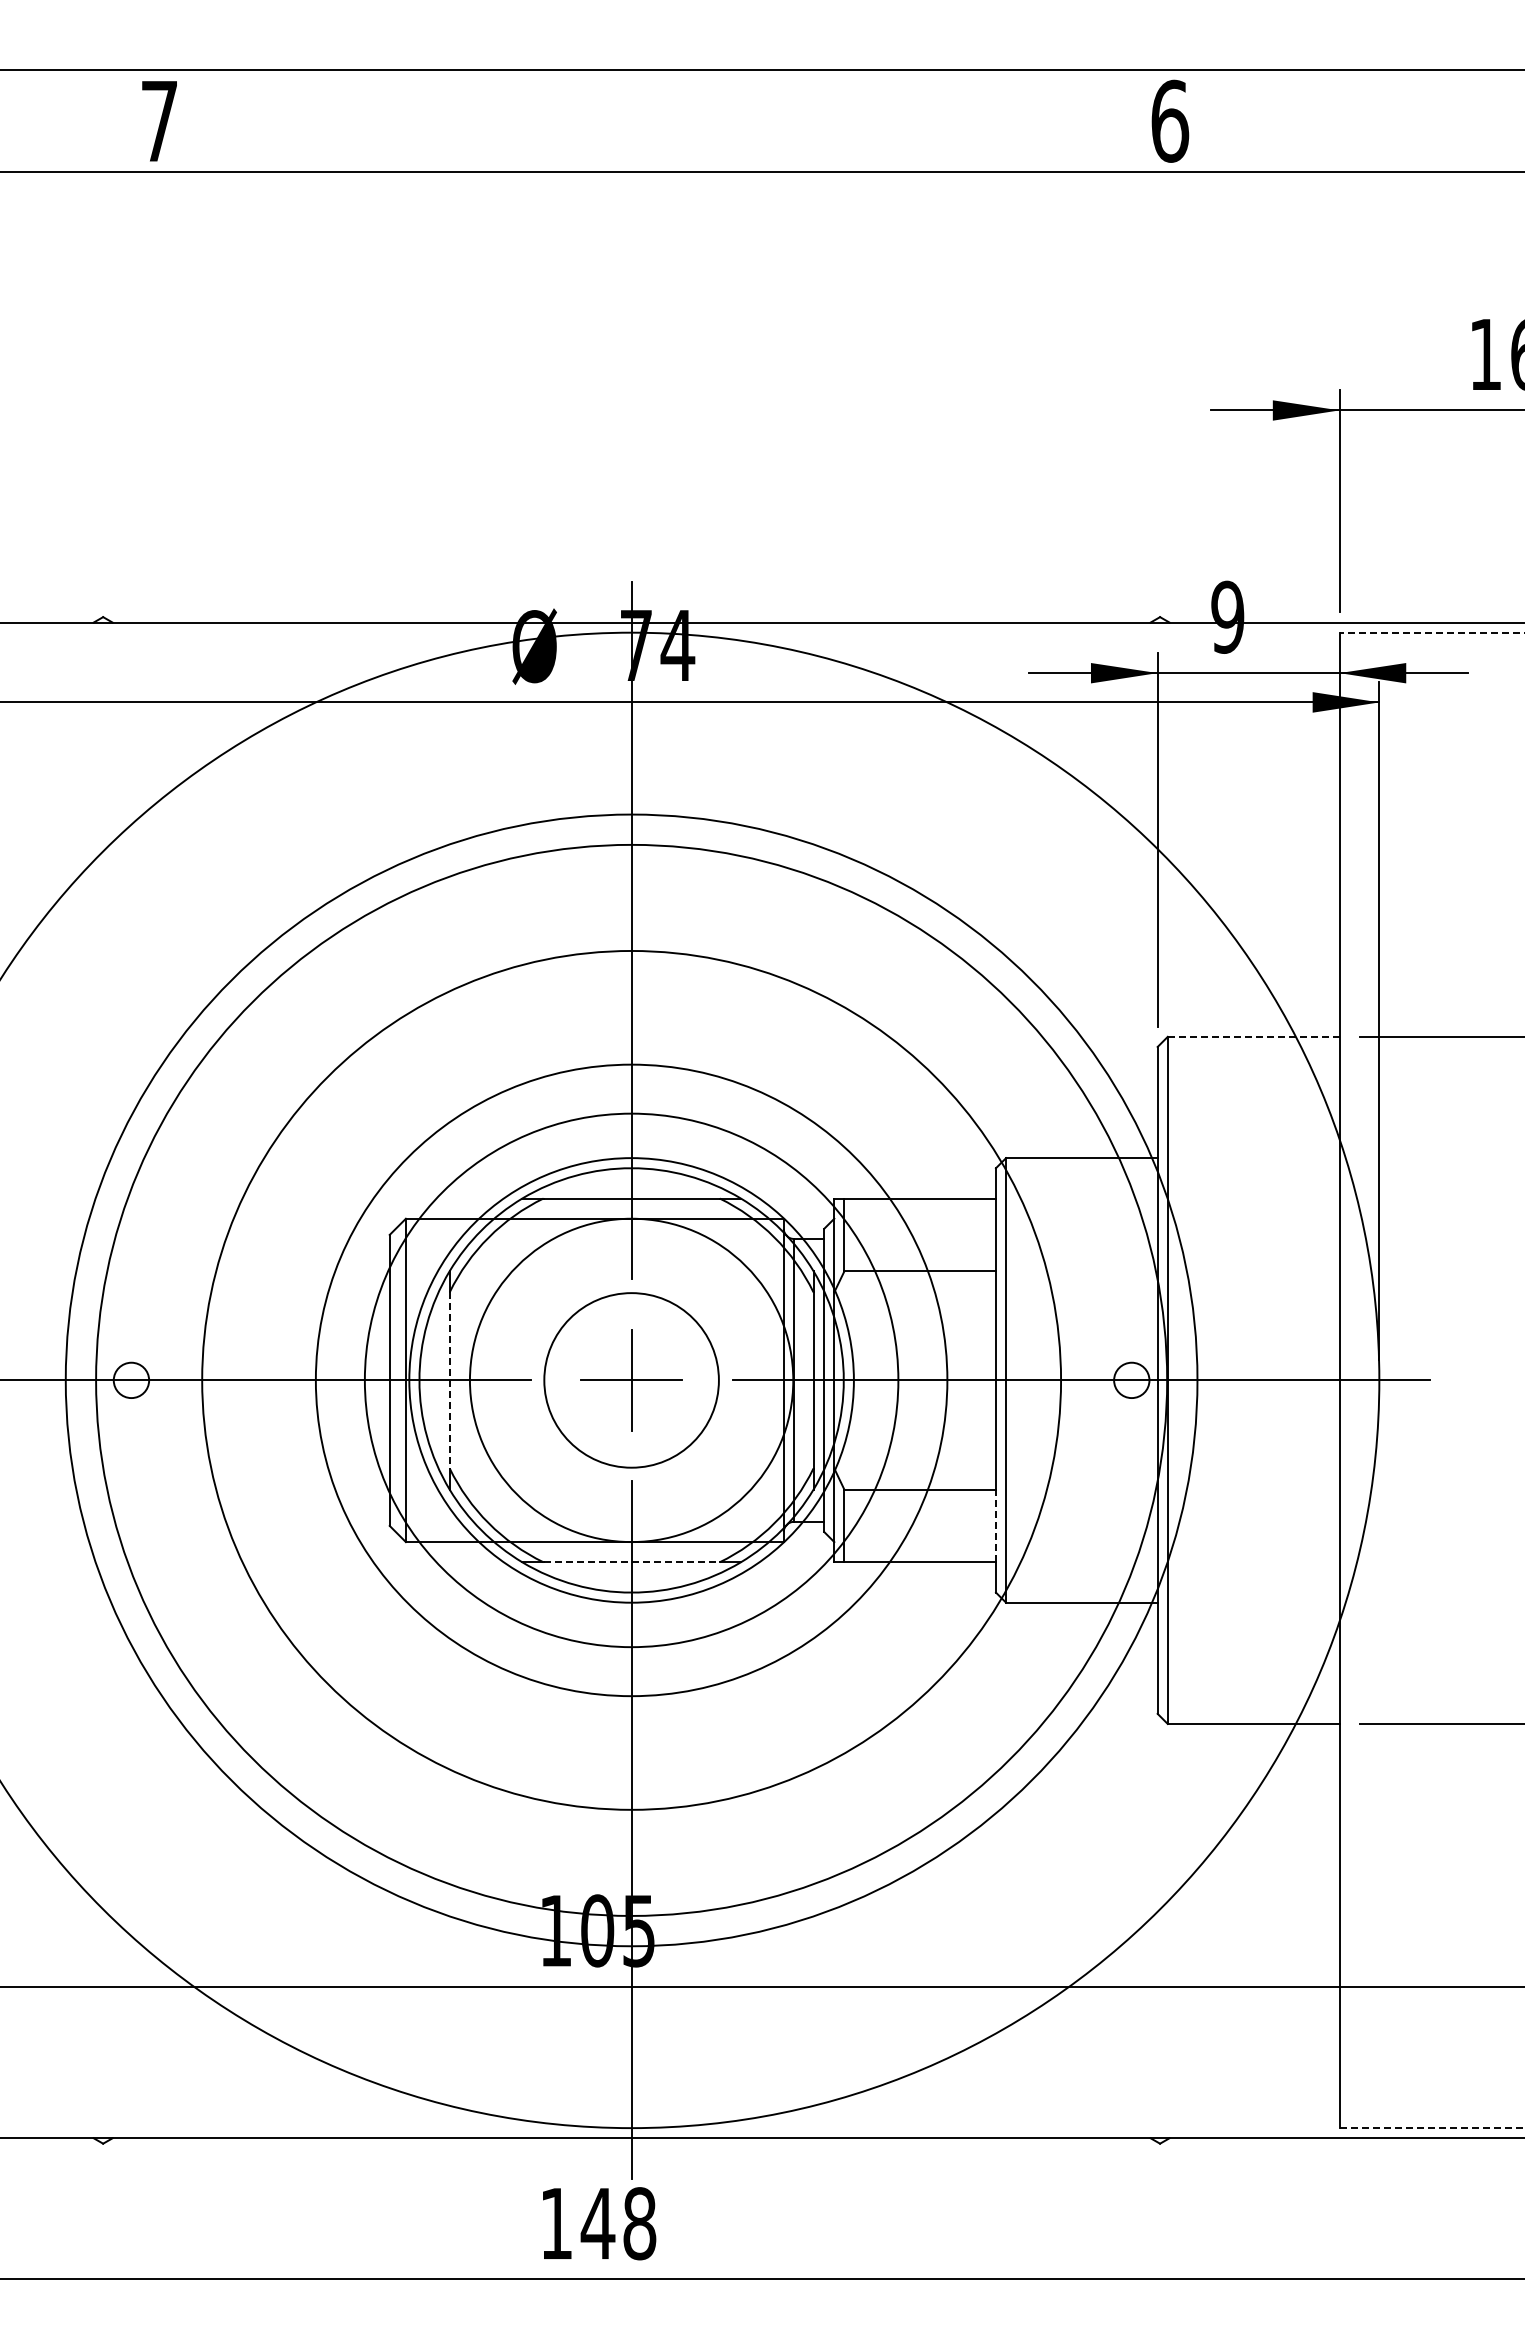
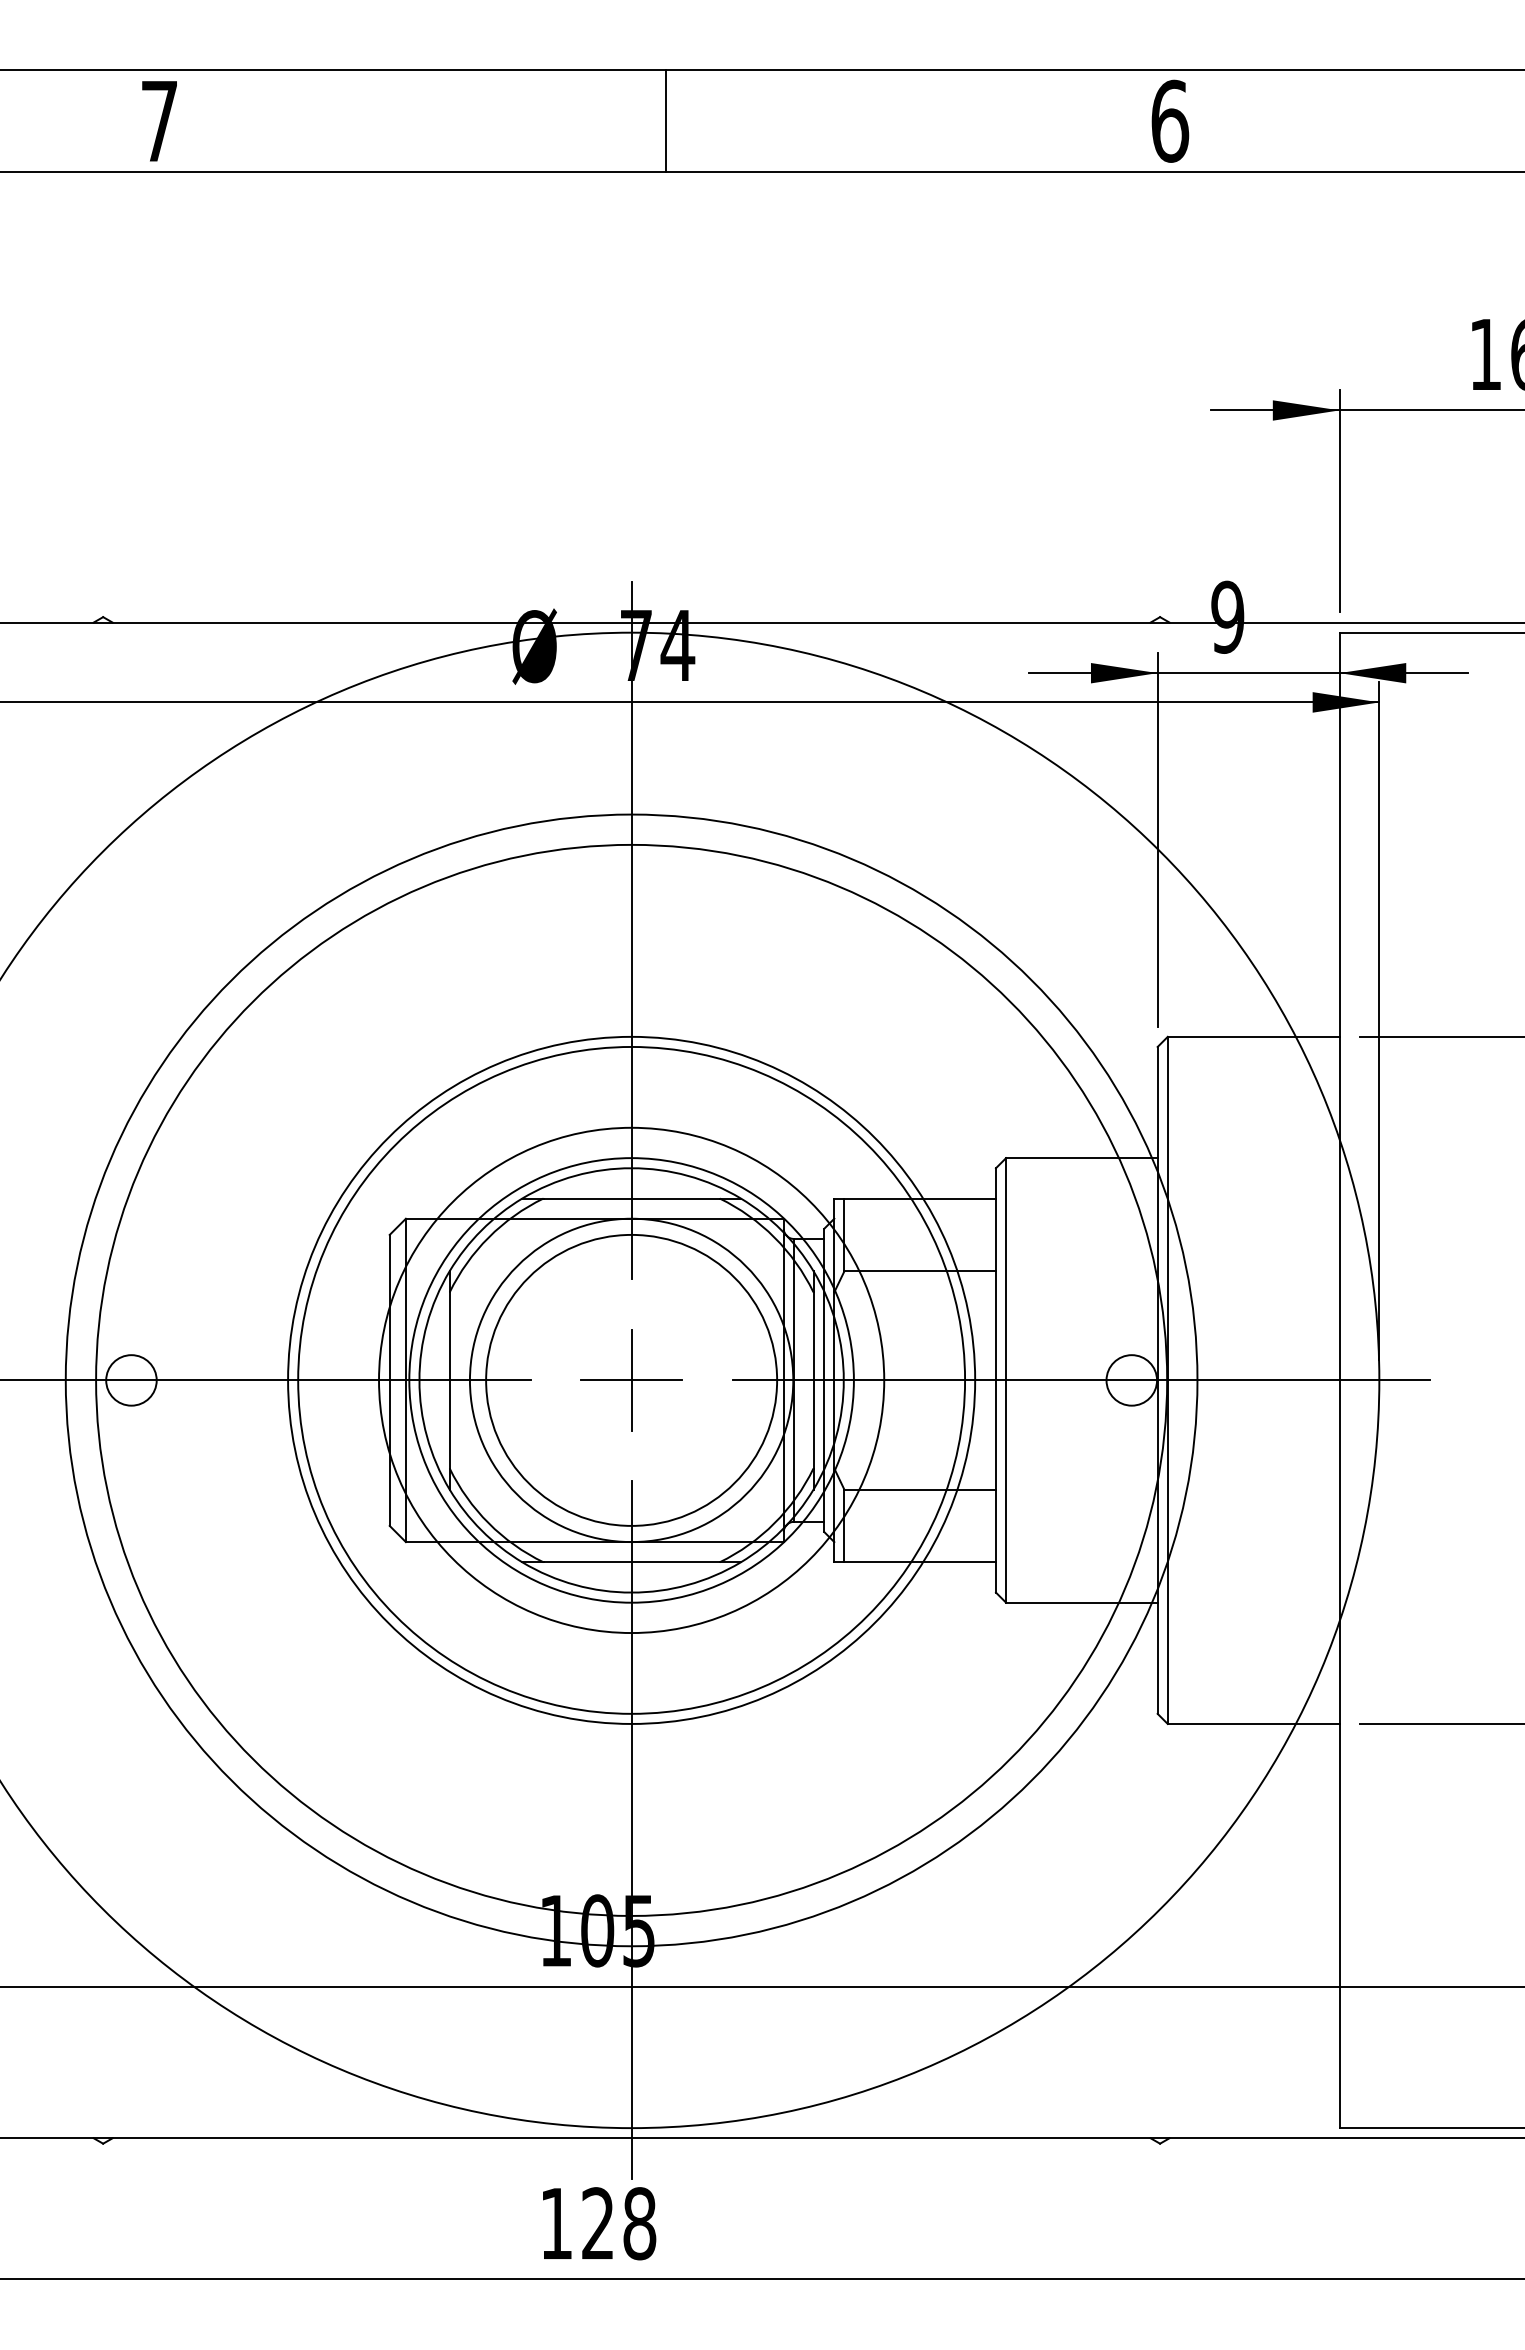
line: none -> present (665, 120)
line: dashed -> solid (1431, 632)
line: dashed -> solid (1253, 1036)
circle diameter: 859 px -> 687 px (631, 1379)
circle diameter: 35 px -> 51 px (131, 1380)
line: dashed -> solid (449, 1380)
circle diameter: 175 px -> 291 px (631, 1379)
circle diameter: 534 px -> 667 px (631, 1379)
circle diameter: 632 px -> 505 px (631, 1380)
circle diameter: 35 px -> 51 px (1131, 1380)
line: dashed -> solid (995, 1525)
line: dashed -> solid (632, 1562)
line: dashed -> solid (1432, 2128)
text: 148 -> 128 (597, 2222)
